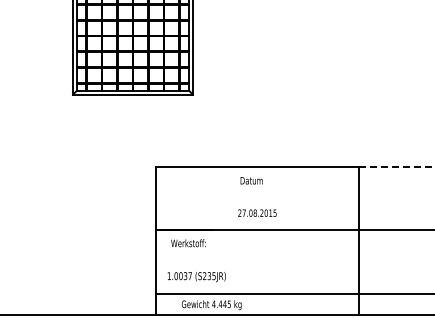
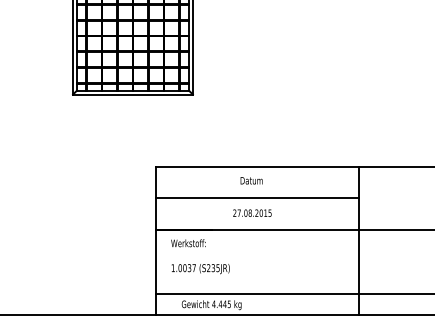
line: dashed -> solid (397, 166)
line: none -> present (257, 198)
text position: (257, 212) -> (252, 212) (252, 212)
text position: (196, 277) -> (200, 269) (200, 269)
